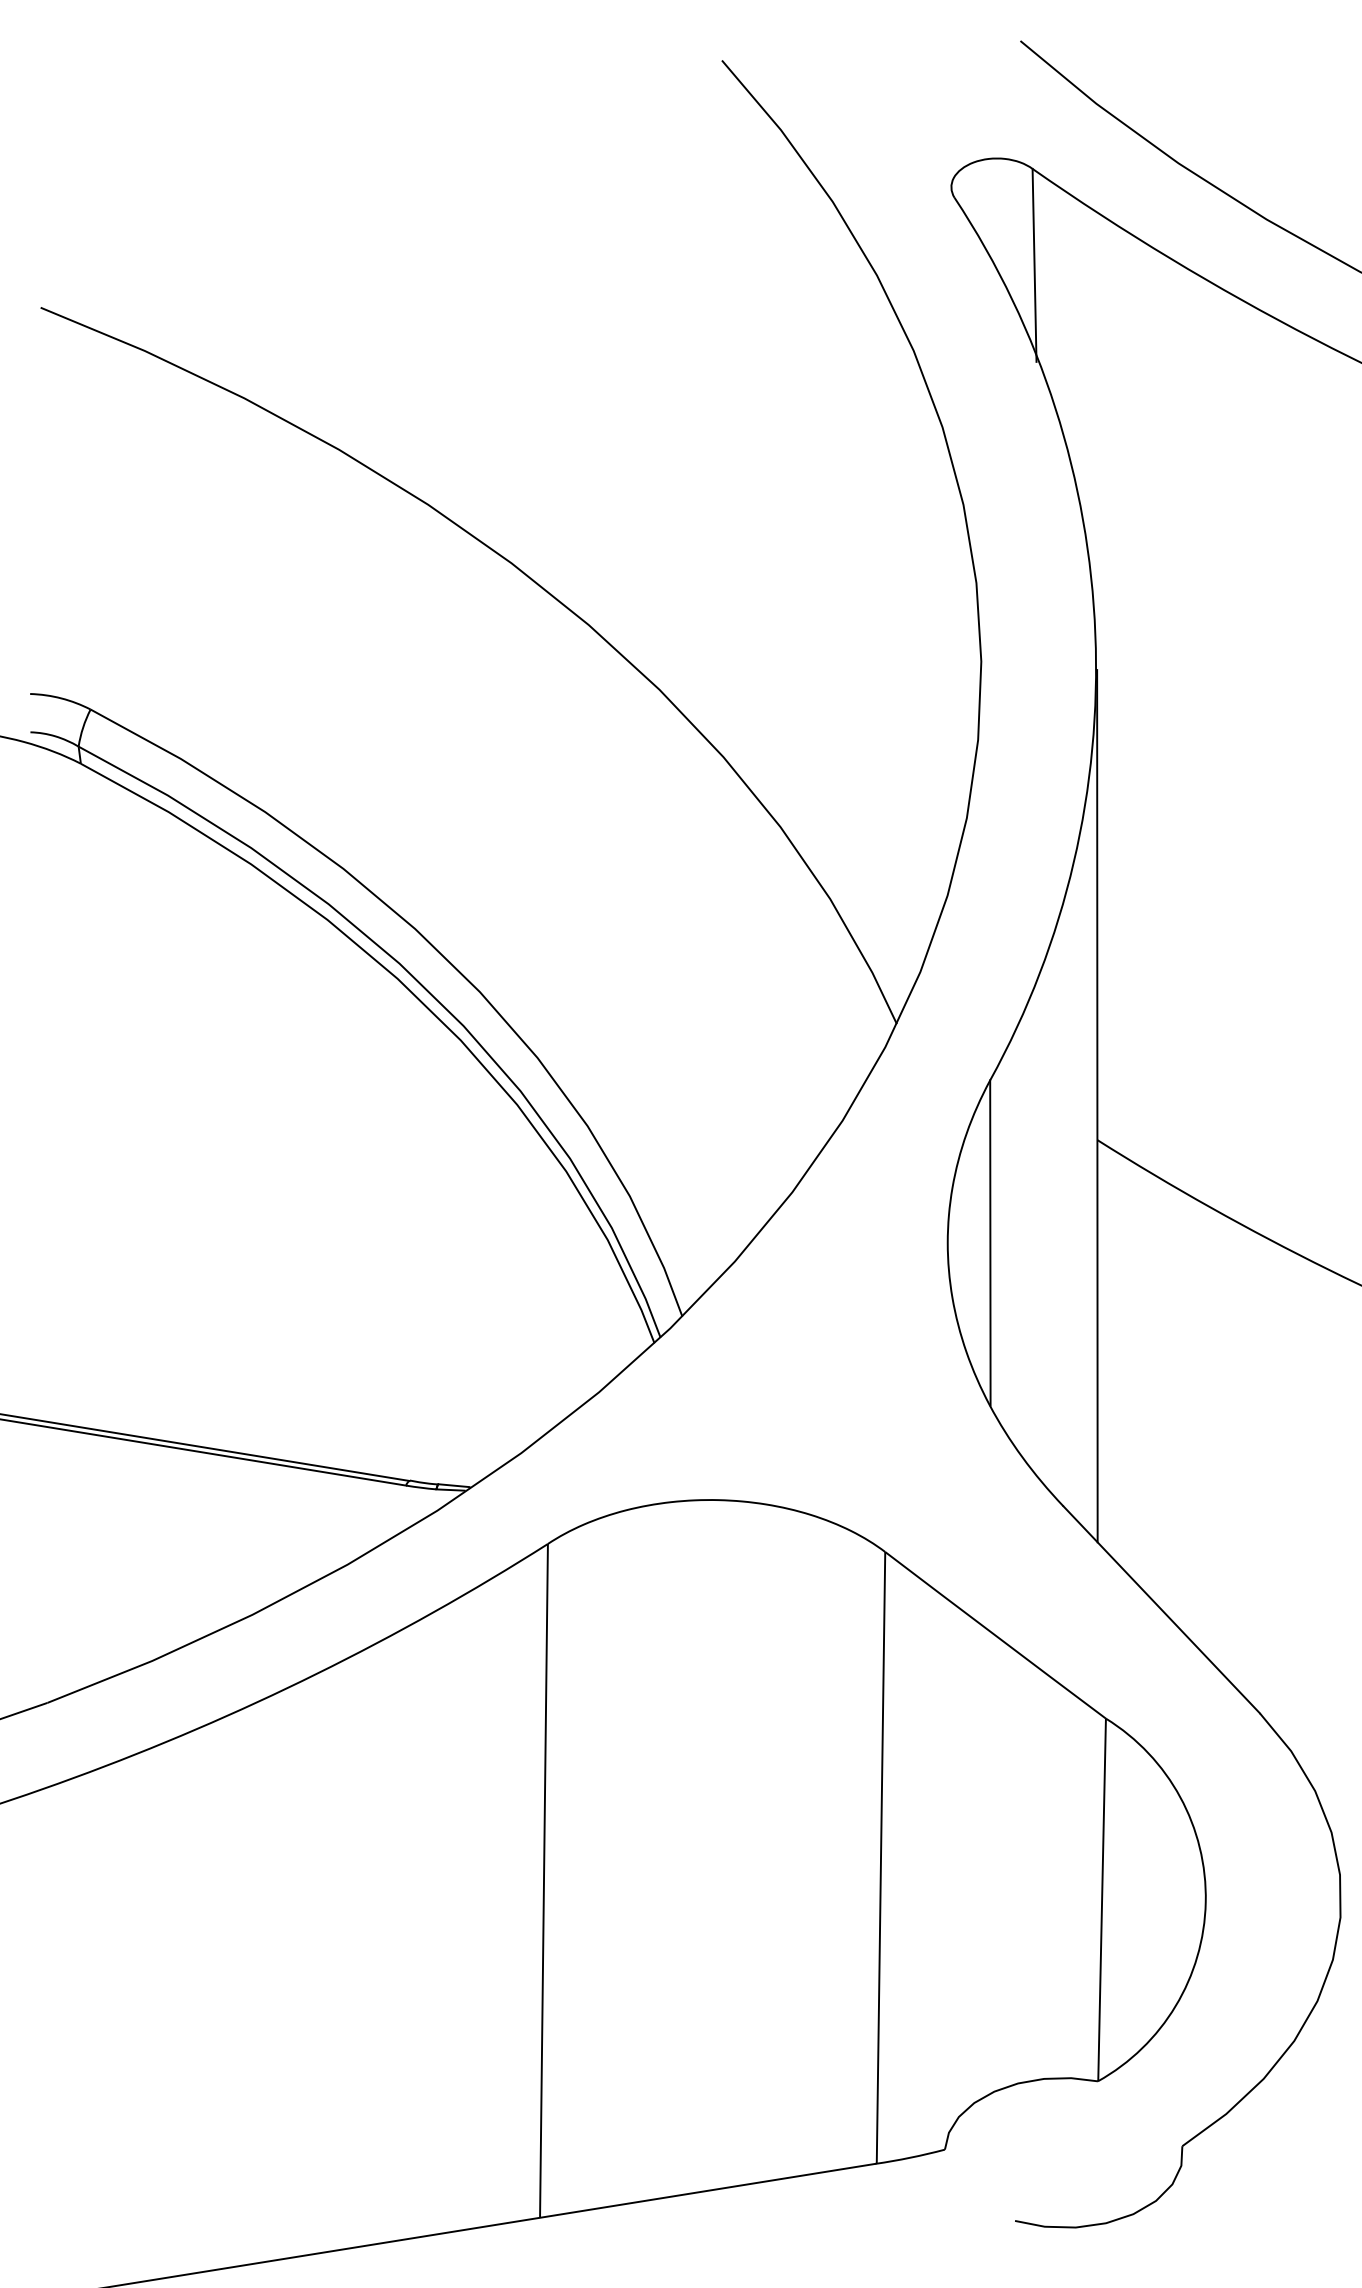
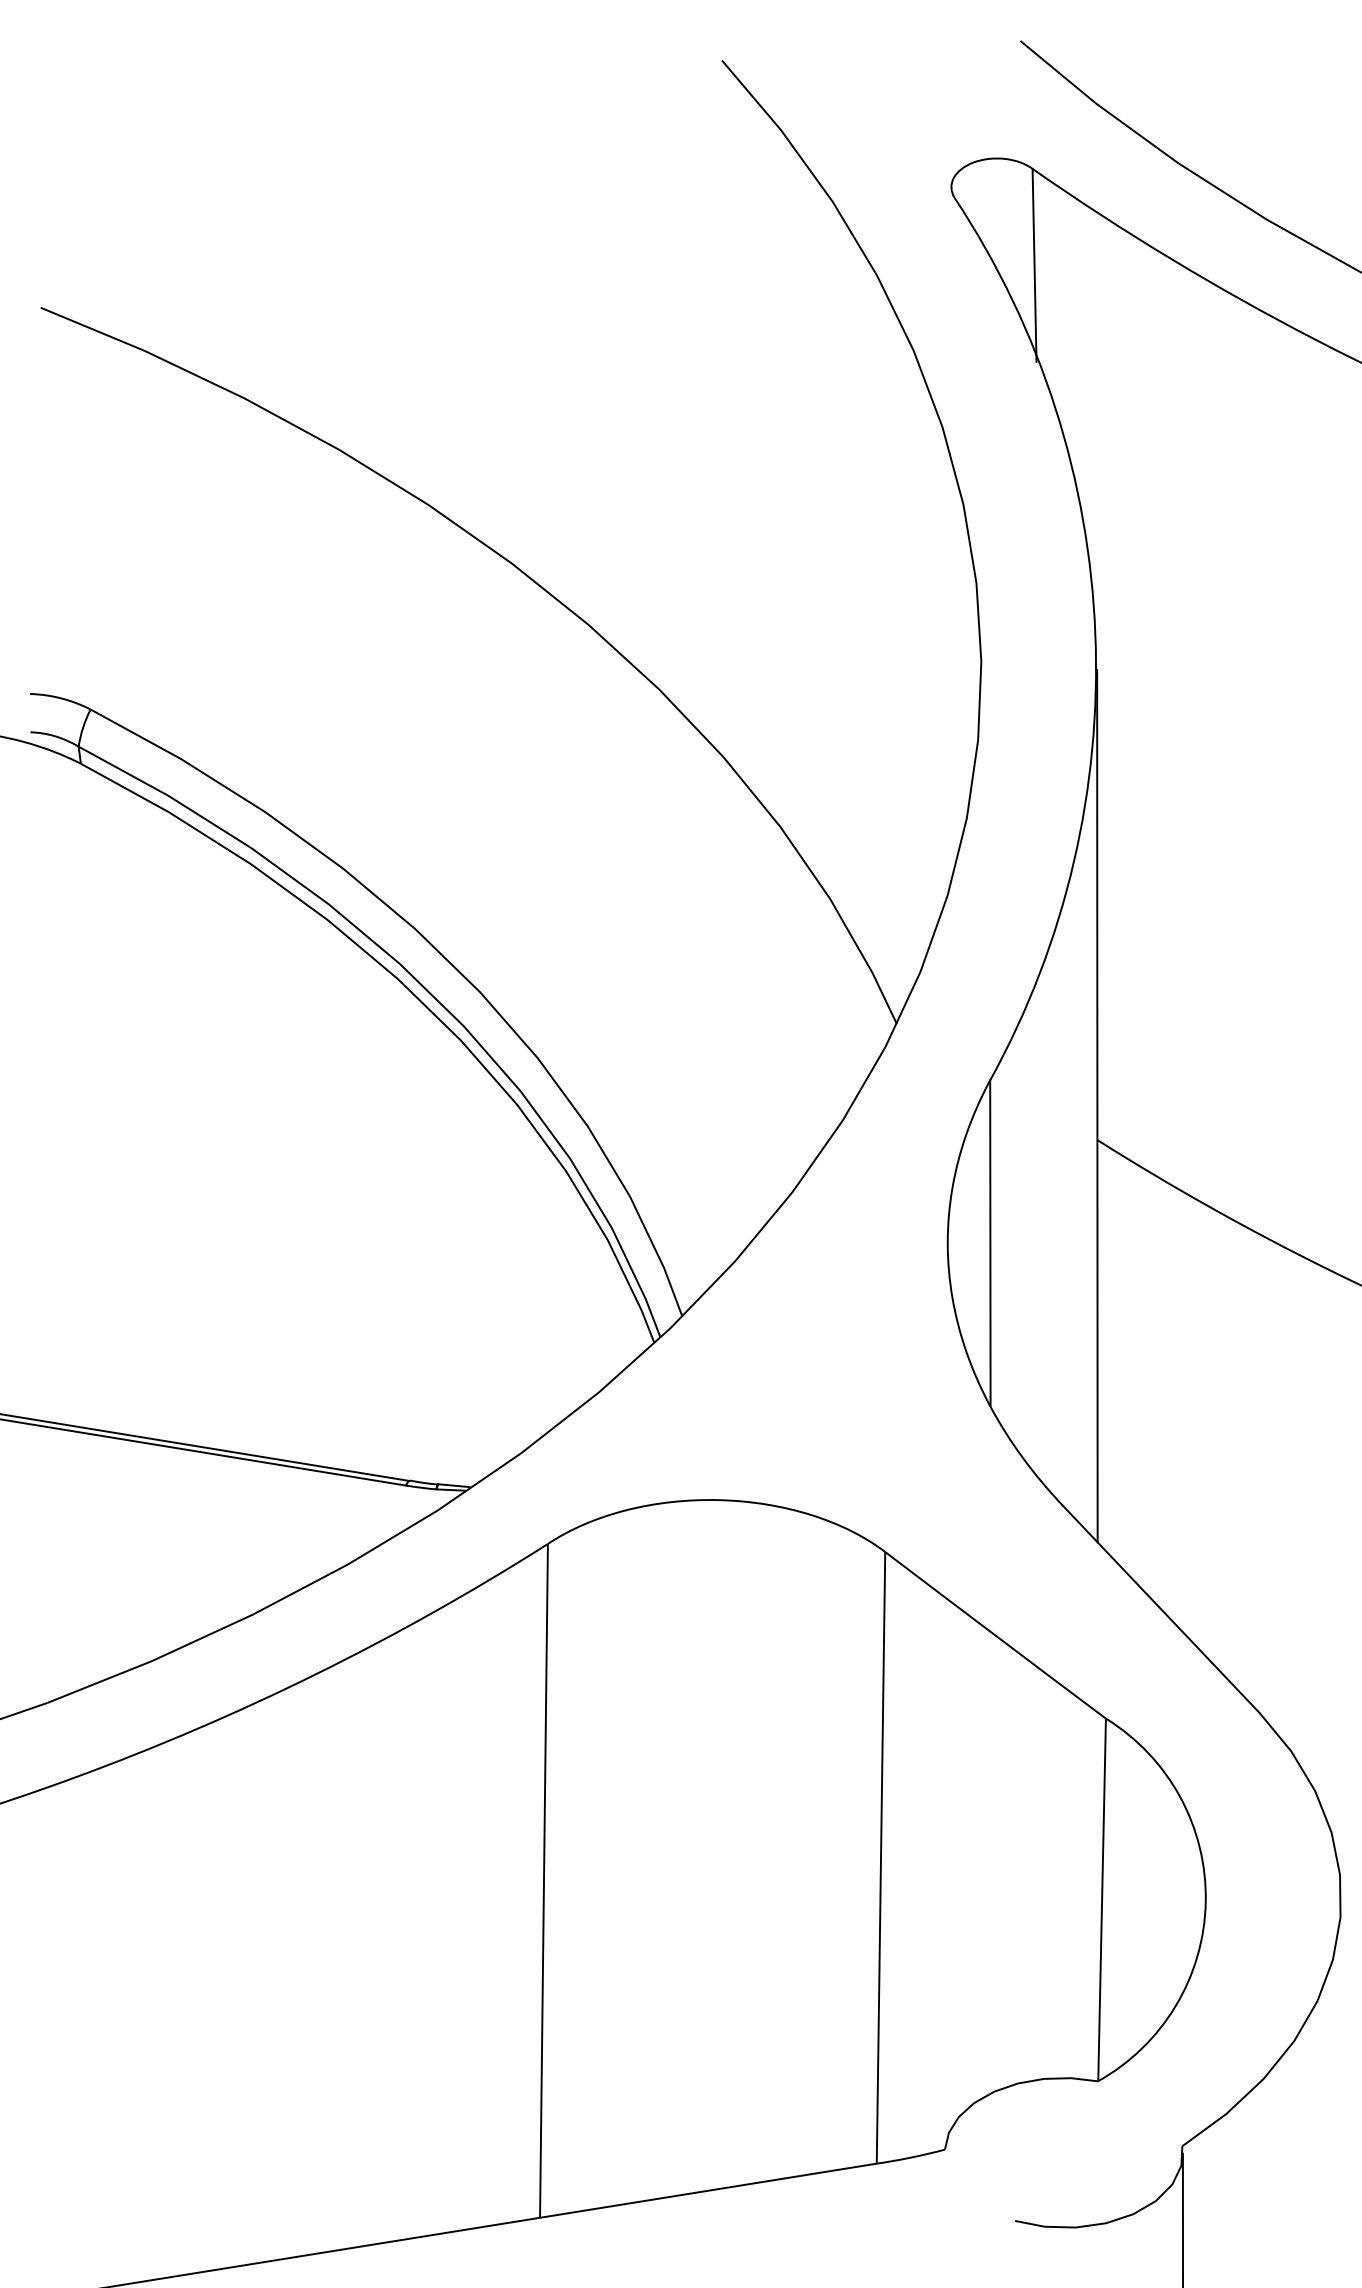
line: none -> present (1182, 2218)
